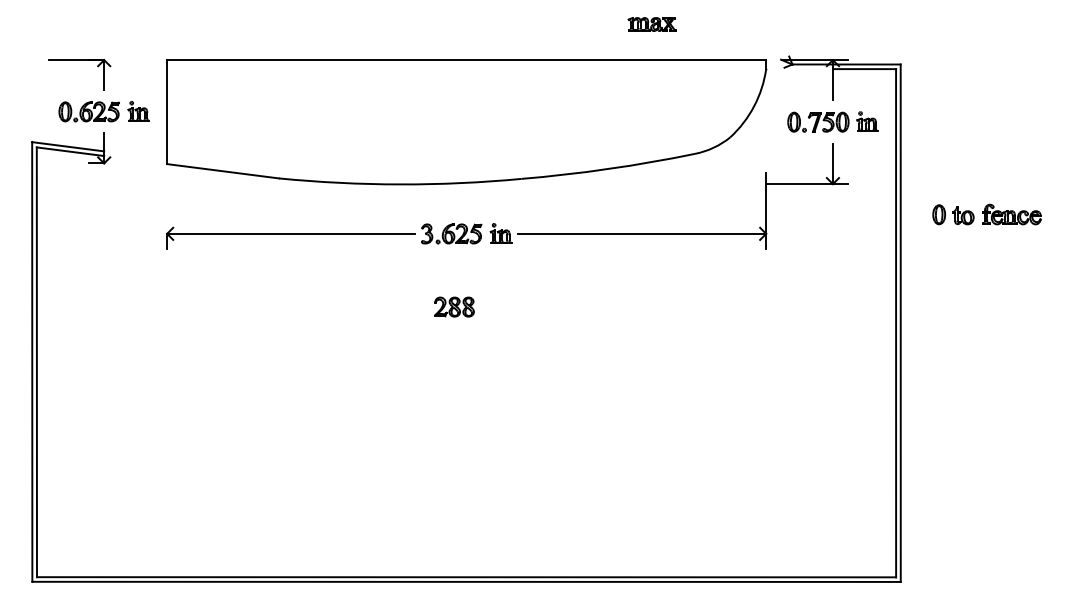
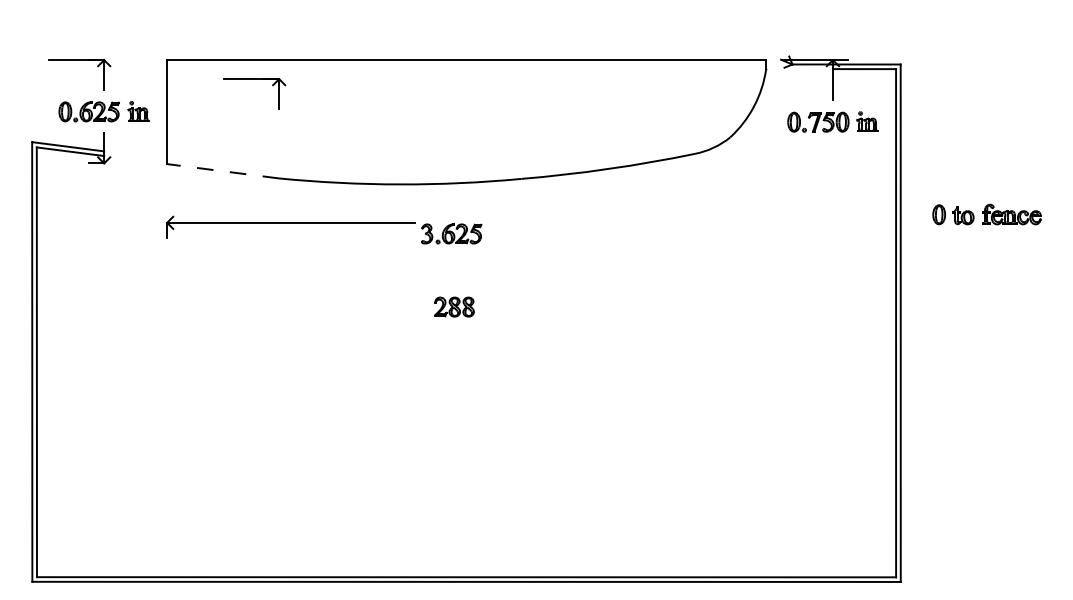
part: present -> none (651, 24)
part: none -> present (254, 79)
line: solid -> dashed (222, 171)
part: present -> none (668, 233)
part position: (290, 237) -> (290, 226) (290, 226)
